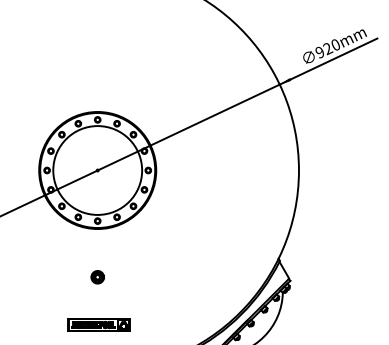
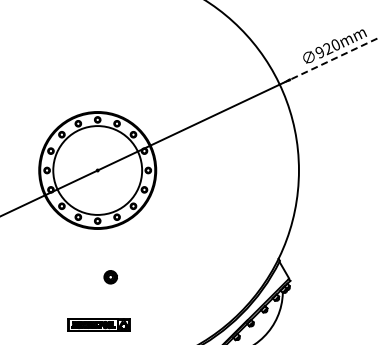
line: solid -> dashed (333, 59)
part position: (97, 277) -> (110, 277) (110, 277)
